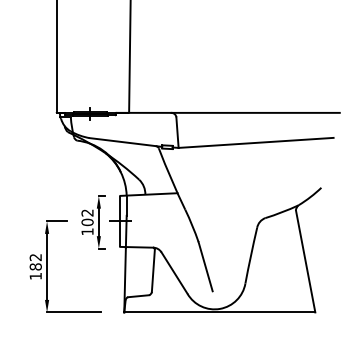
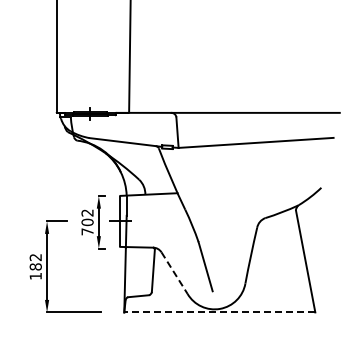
text: 102 -> 702 (87, 231)
line: solid -> dashed (174, 273)
line: solid -> dashed (219, 312)
